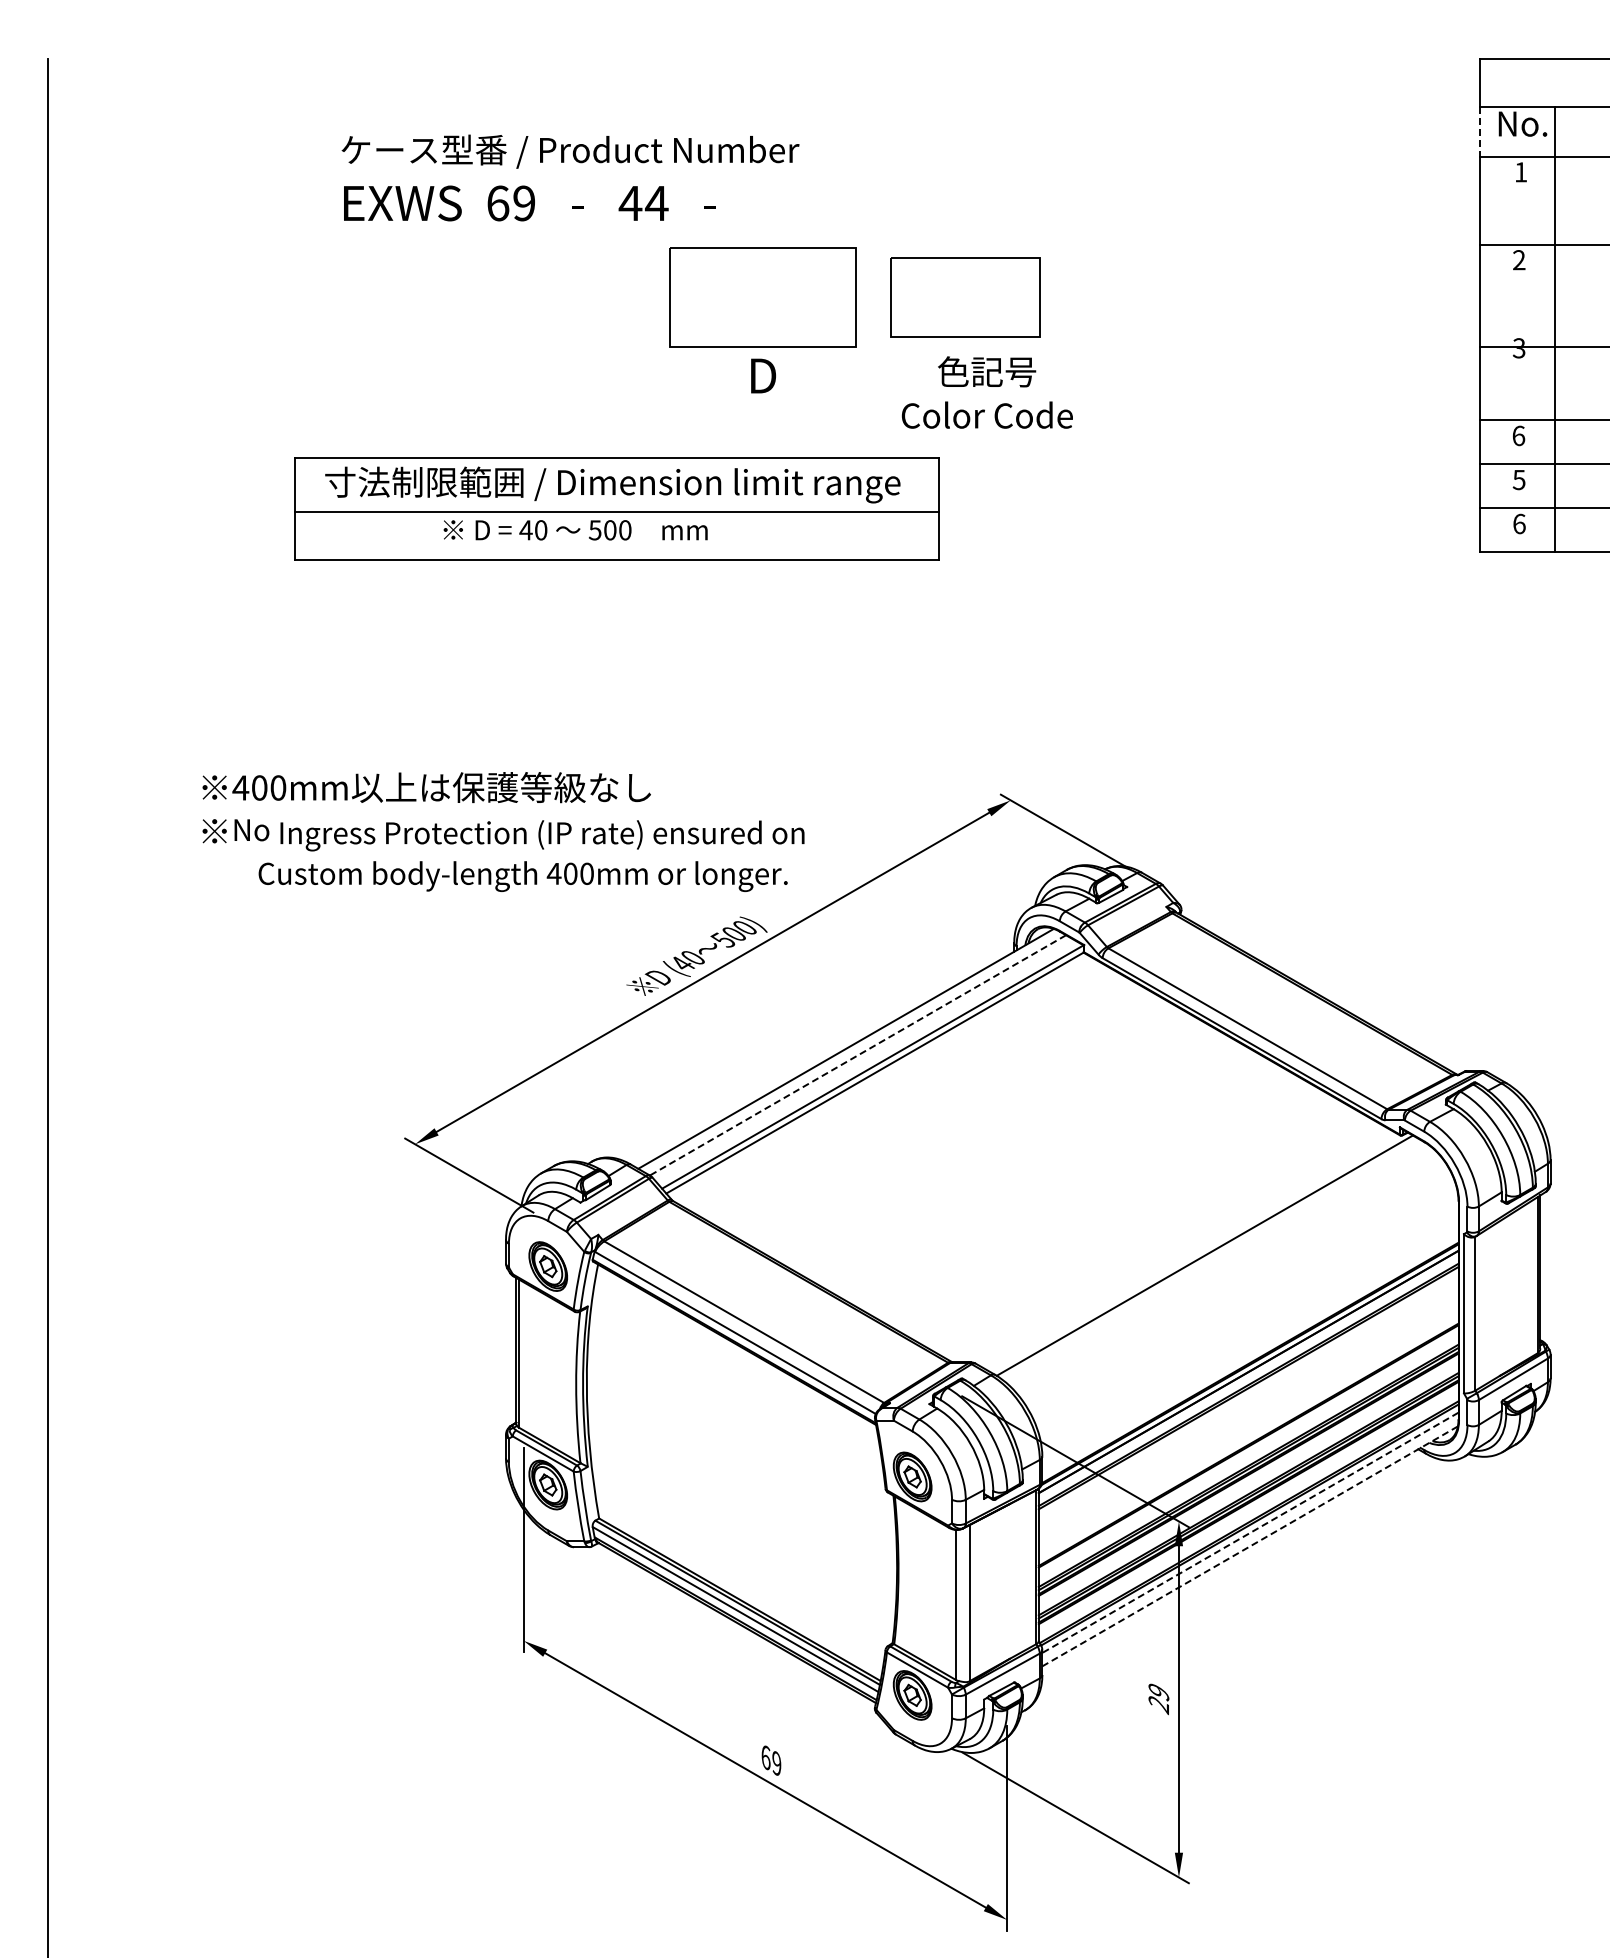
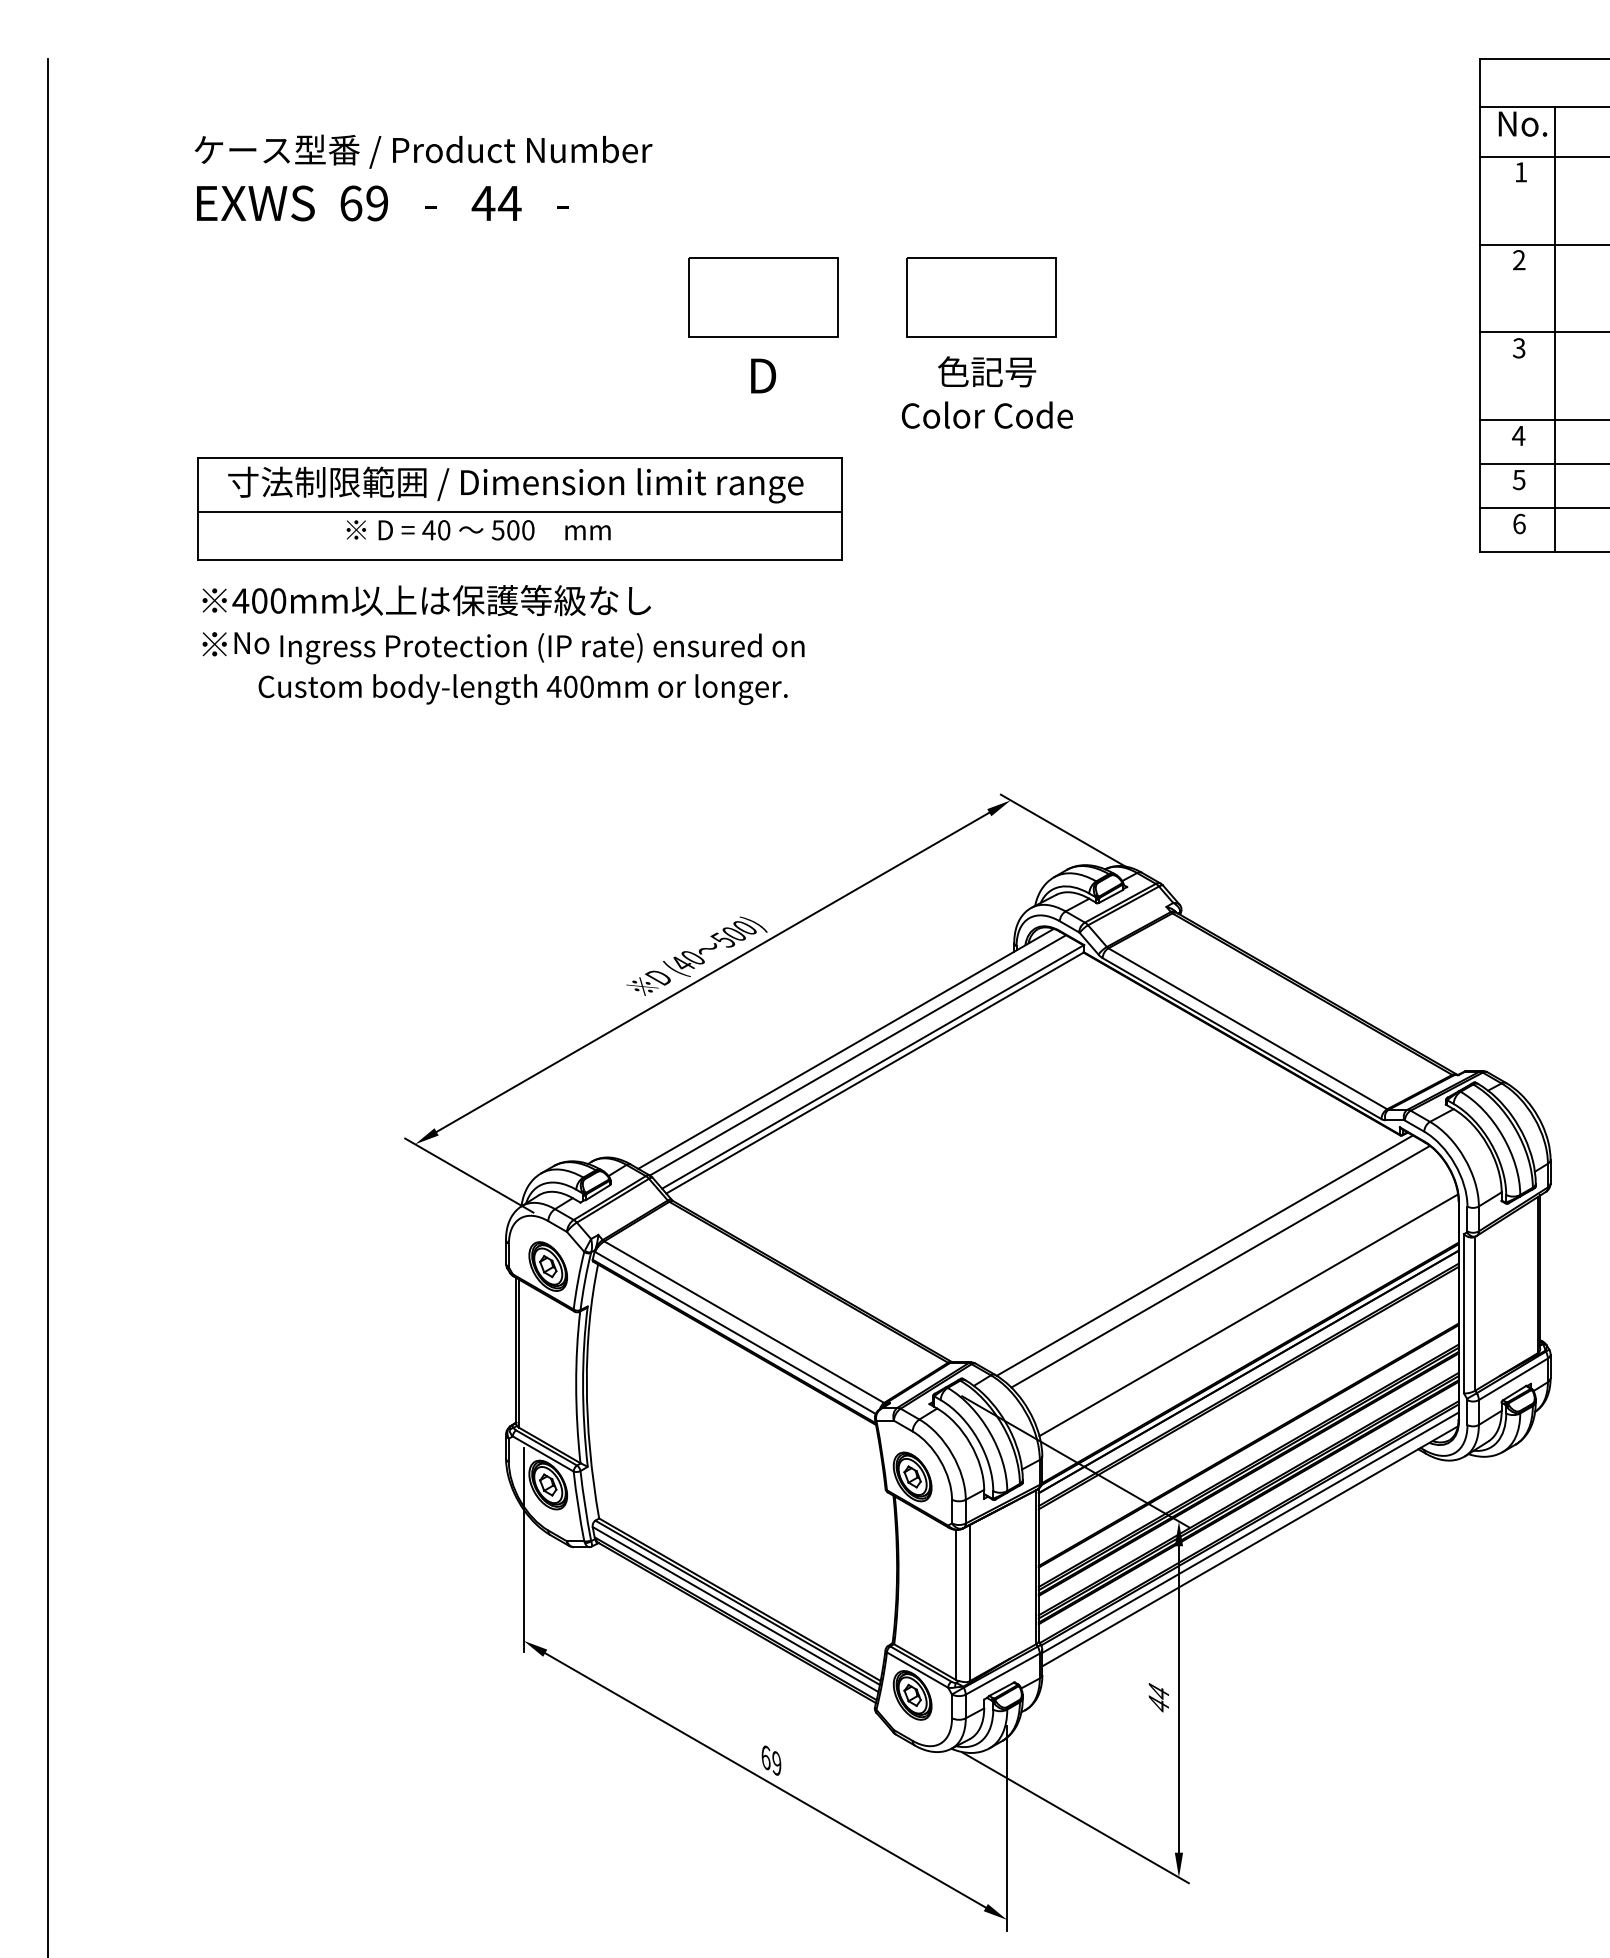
line: dashed -> solid (1479, 131)
text position: (570, 177) -> (423, 177) (423, 177)
part size: 188x101 px -> 151x81 px (763, 297)
part position: (965, 297) -> (981, 297) (981, 297)
line position: (1542, 347) -> (1542, 332) (1542, 332)
text: 6 -> 4 (1518, 435)
part position: (616, 508) -> (519, 508) (519, 508)
text position: (503, 831) -> (503, 644) (503, 644)
line: dashed -> solid (857, 1055)
line: none -> present (1220, 1266)
line: none -> present (1248, 1315)
line: dashed -> solid (1249, 1533)
line: dashed -> solid (1250, 1546)
text: 29 -> 44 (1158, 1699)
